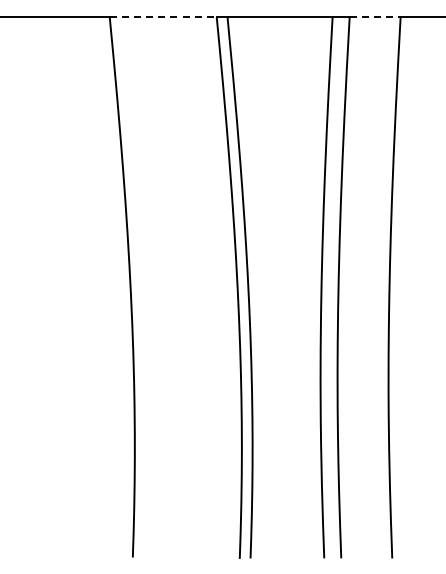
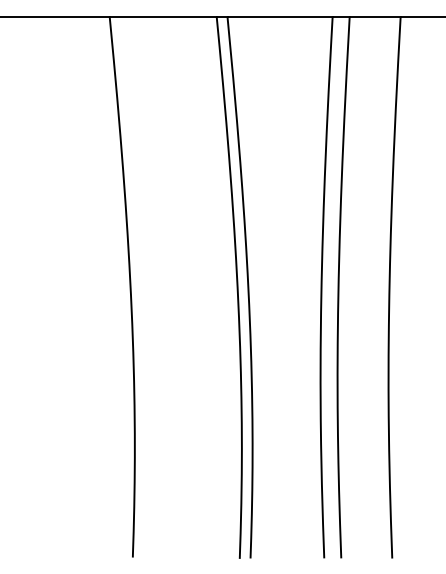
line: dashed -> solid (163, 17)
line: dashed -> solid (375, 17)
